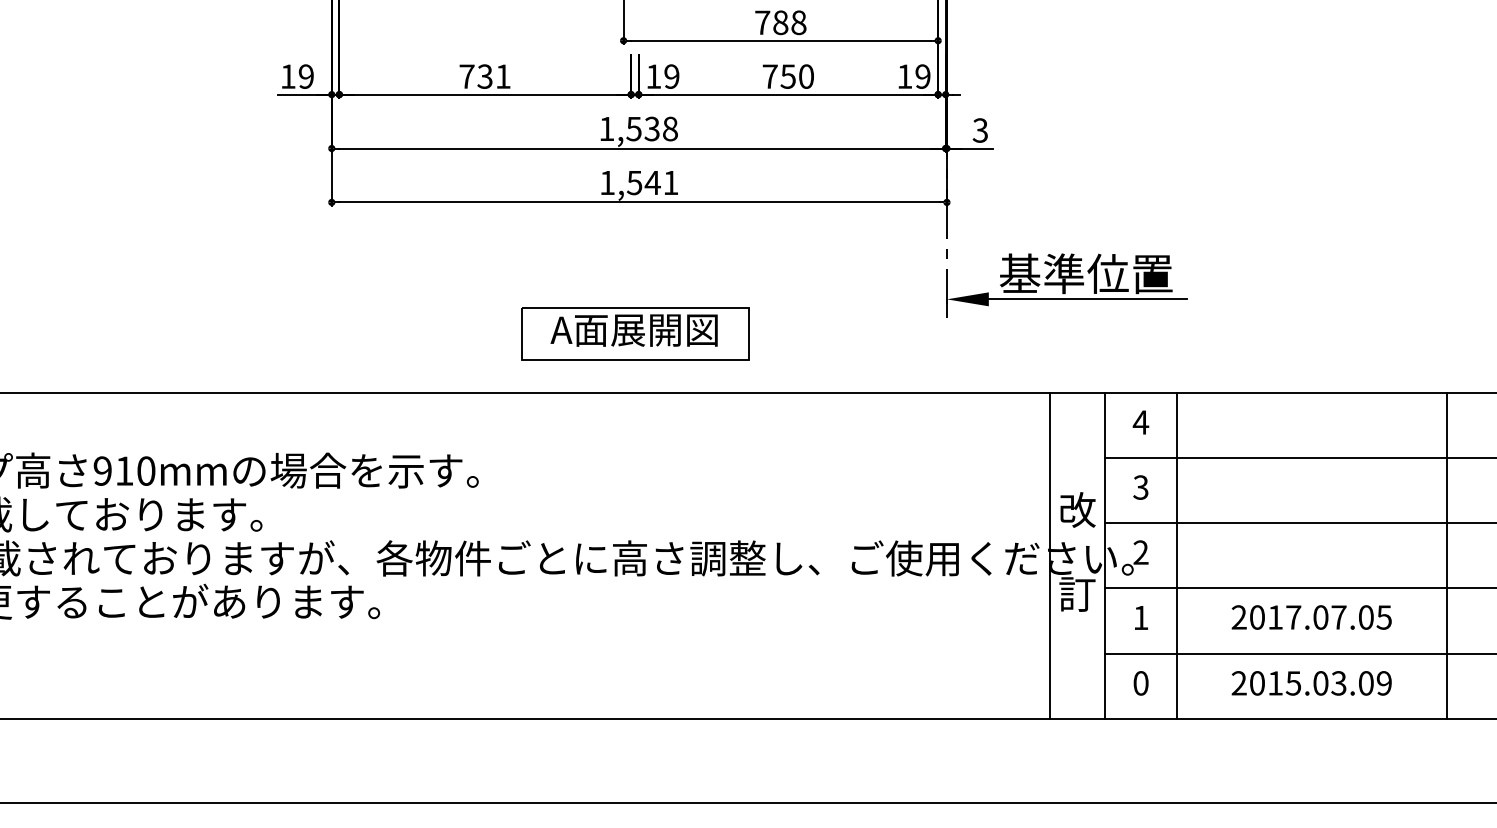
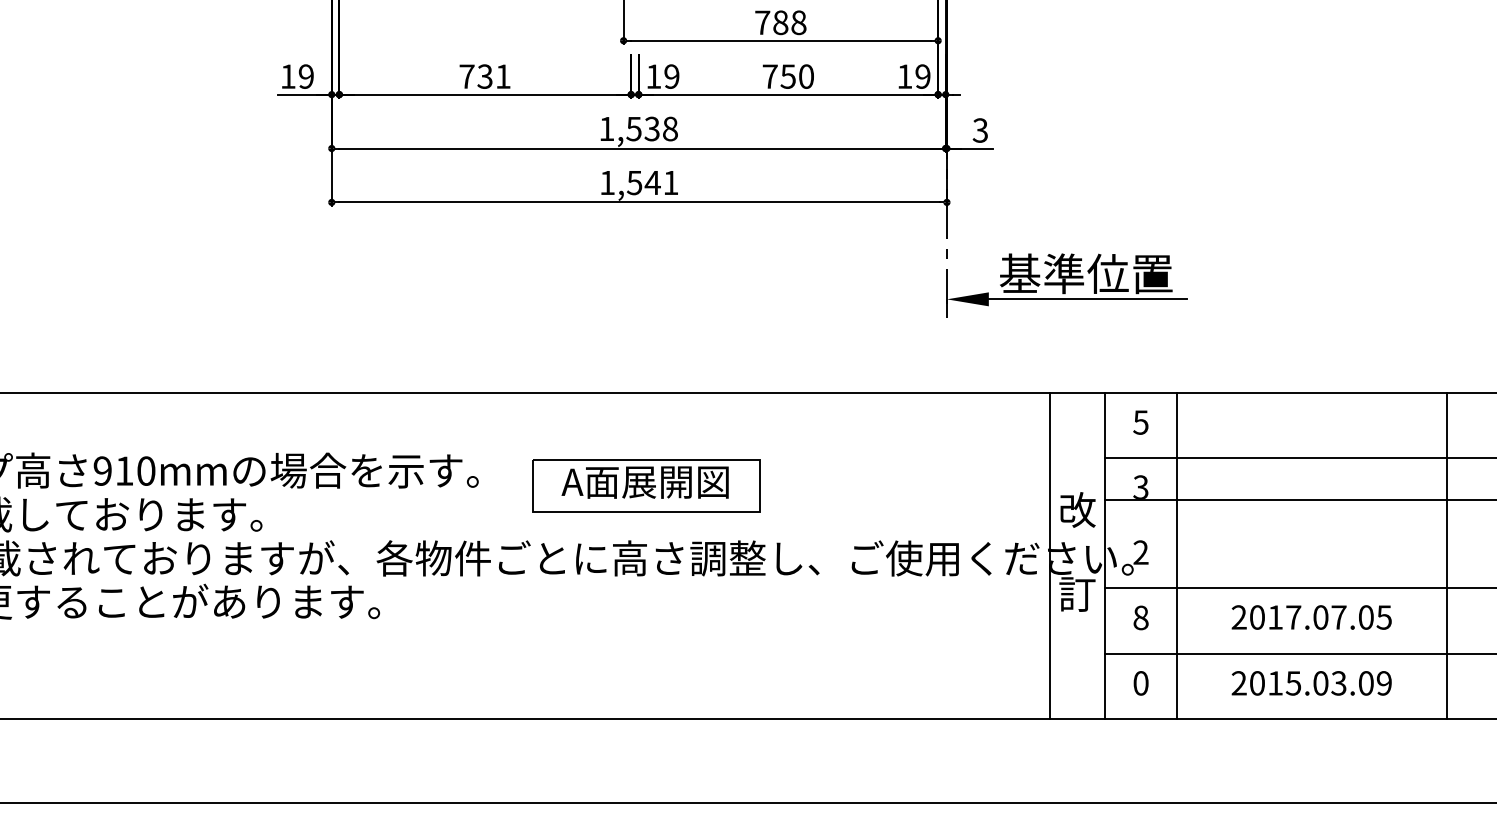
part position: (635, 333) -> (646, 485) (646, 485)
text: 4 -> 5 (1140, 422)
line position: (1299, 523) -> (1299, 500) (1299, 500)
text: 1 -> 8 (1140, 617)
